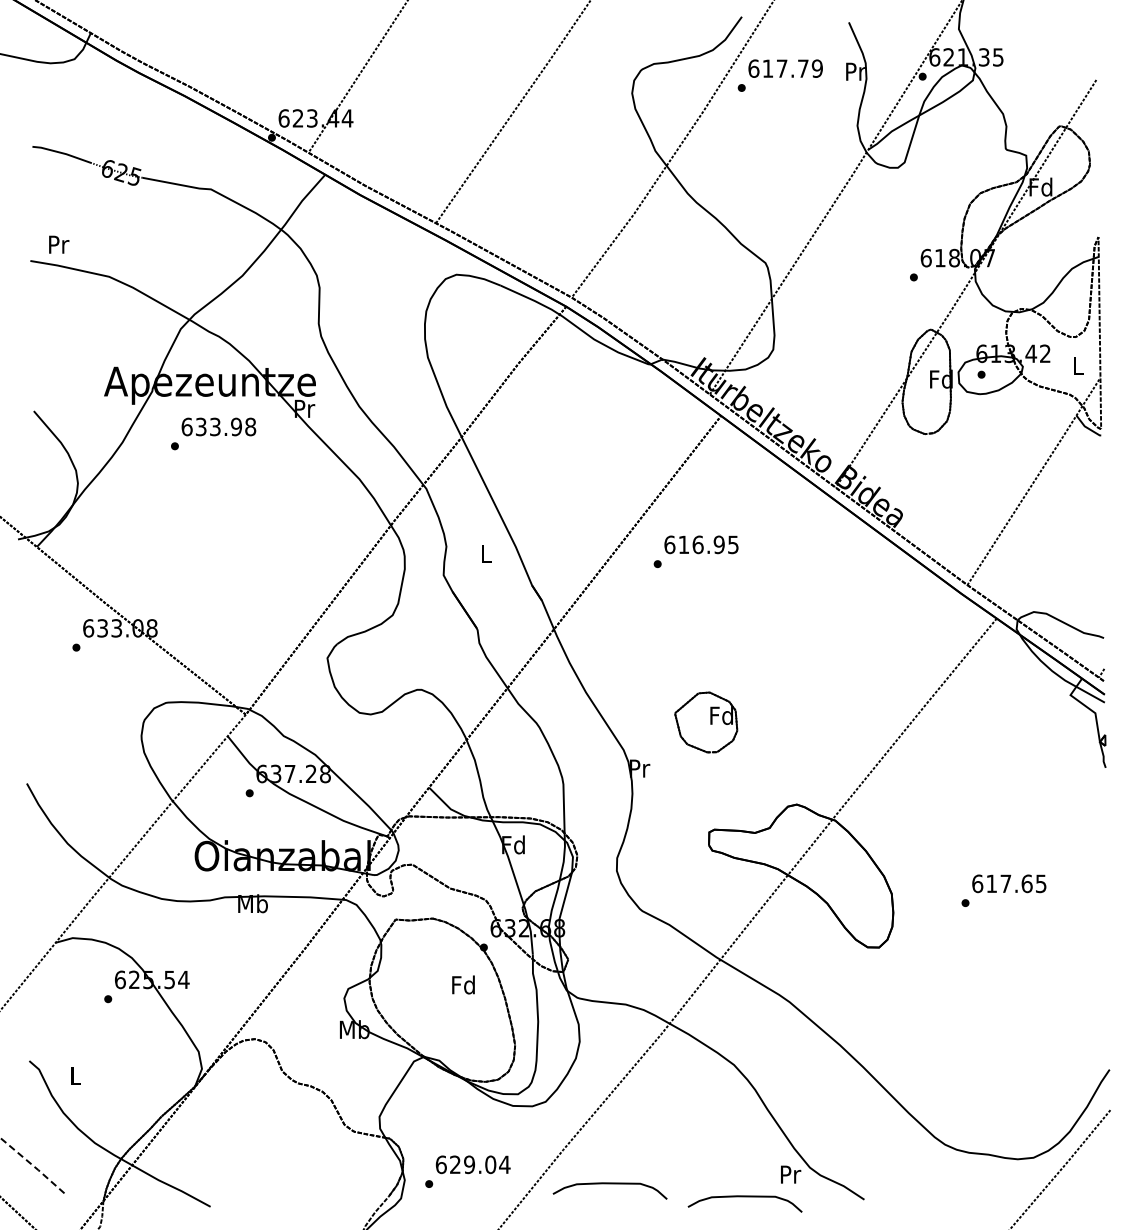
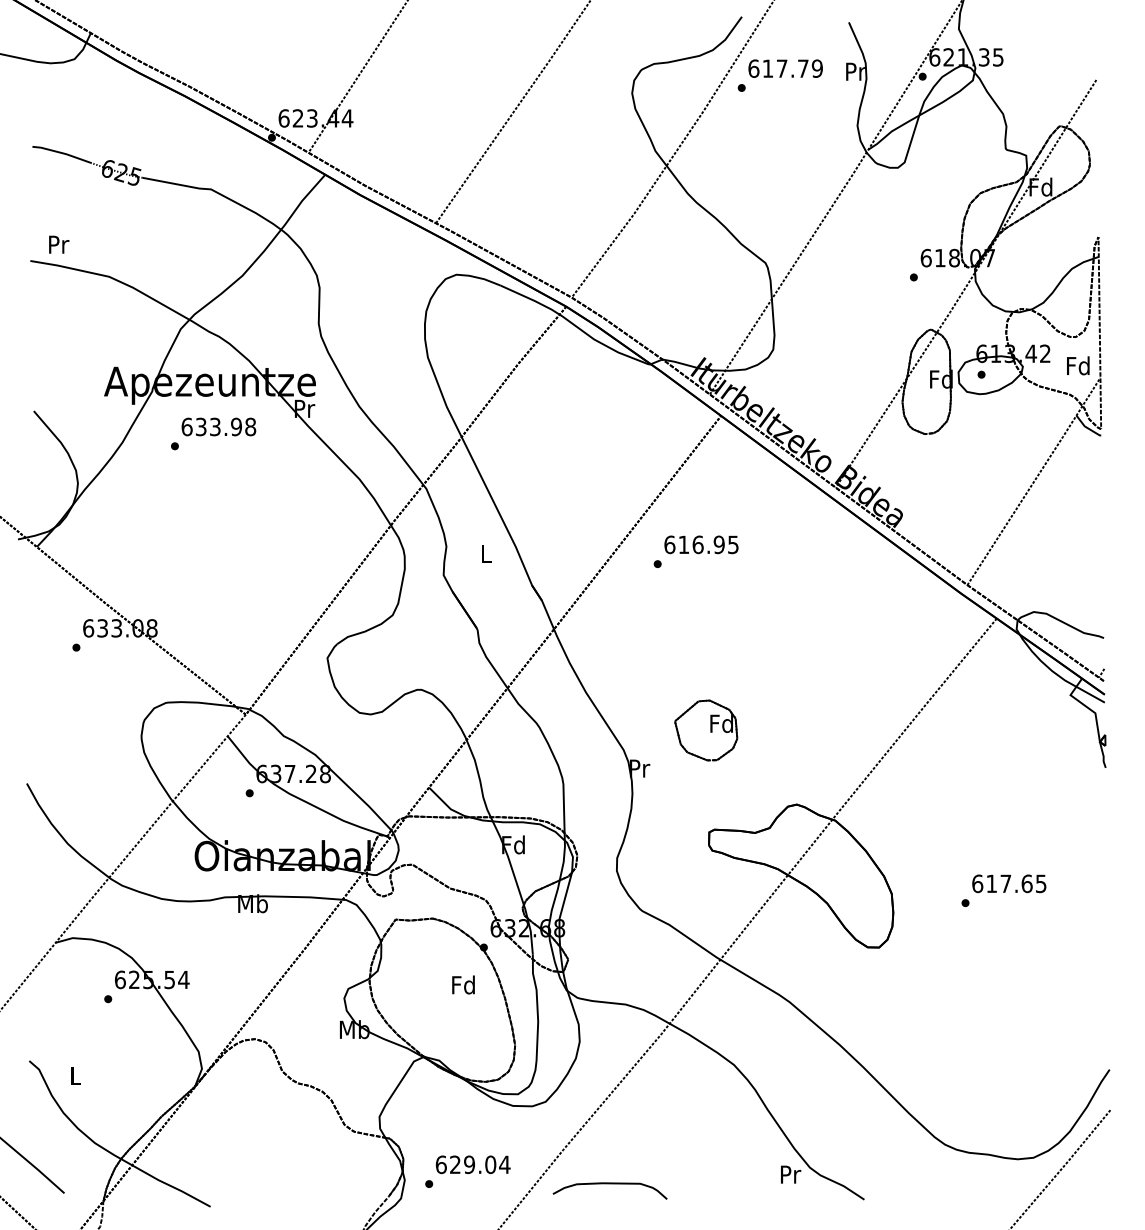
text: L -> Fd (1078, 365)
part position: (706, 722) -> (706, 730) (706, 730)
line: dashed -> solid (33, 1165)
curve: present -> none (744, 1197)
